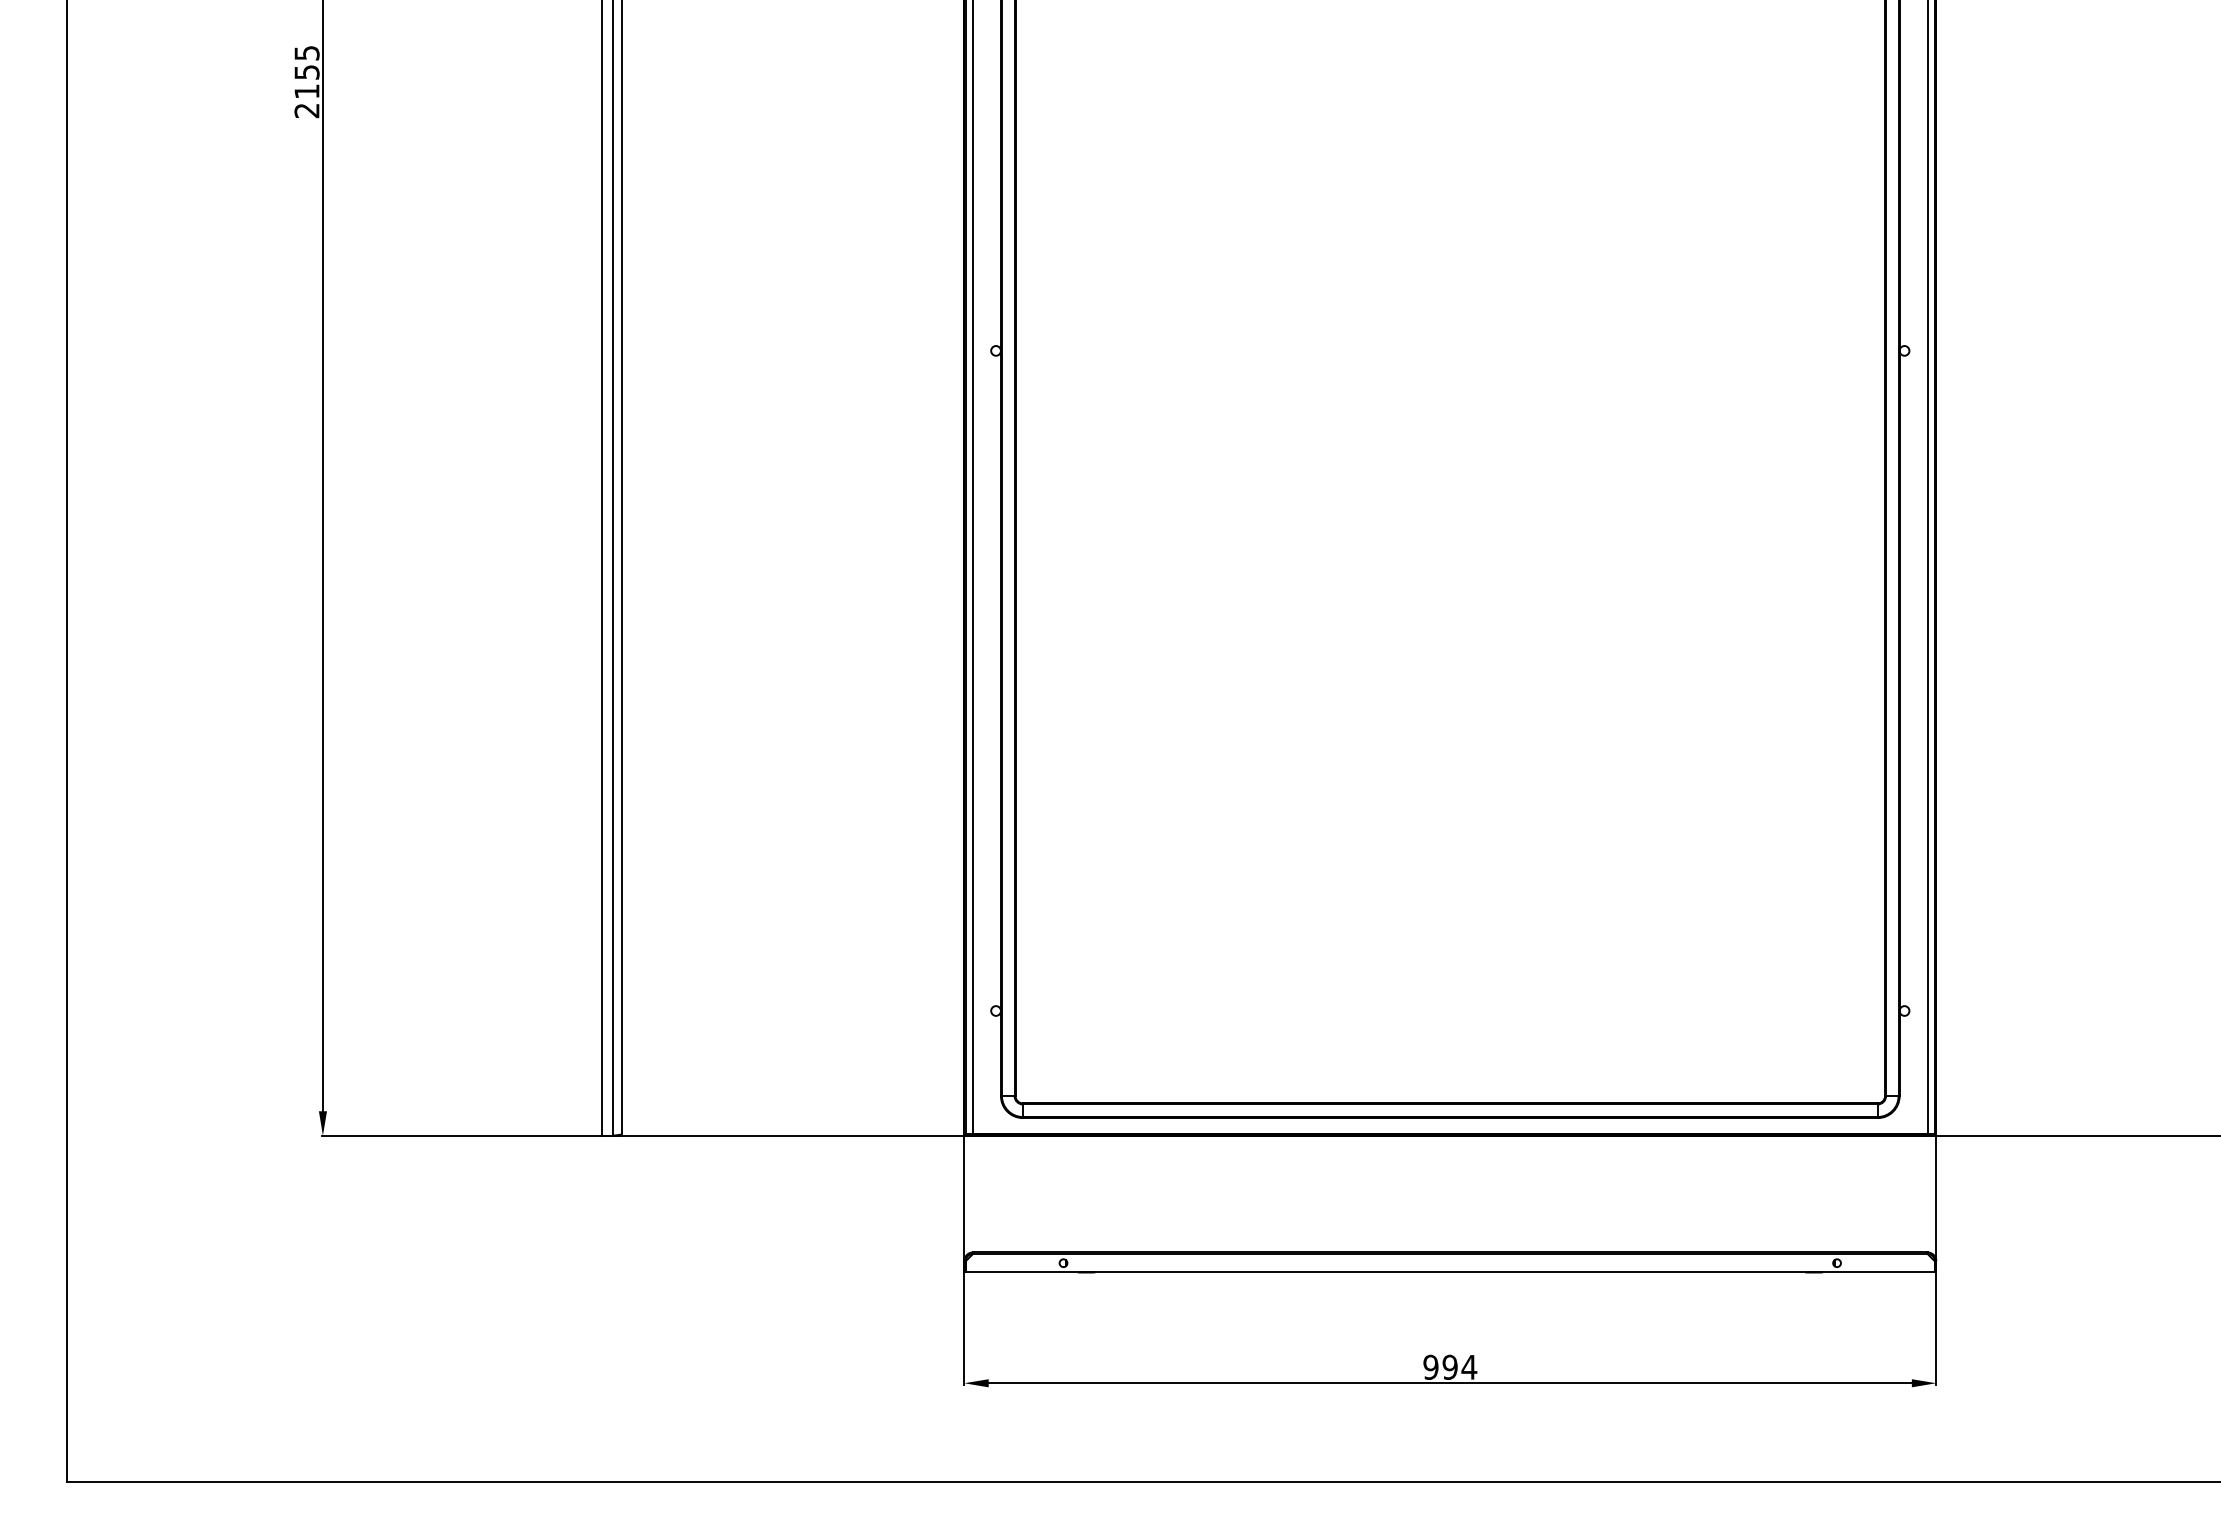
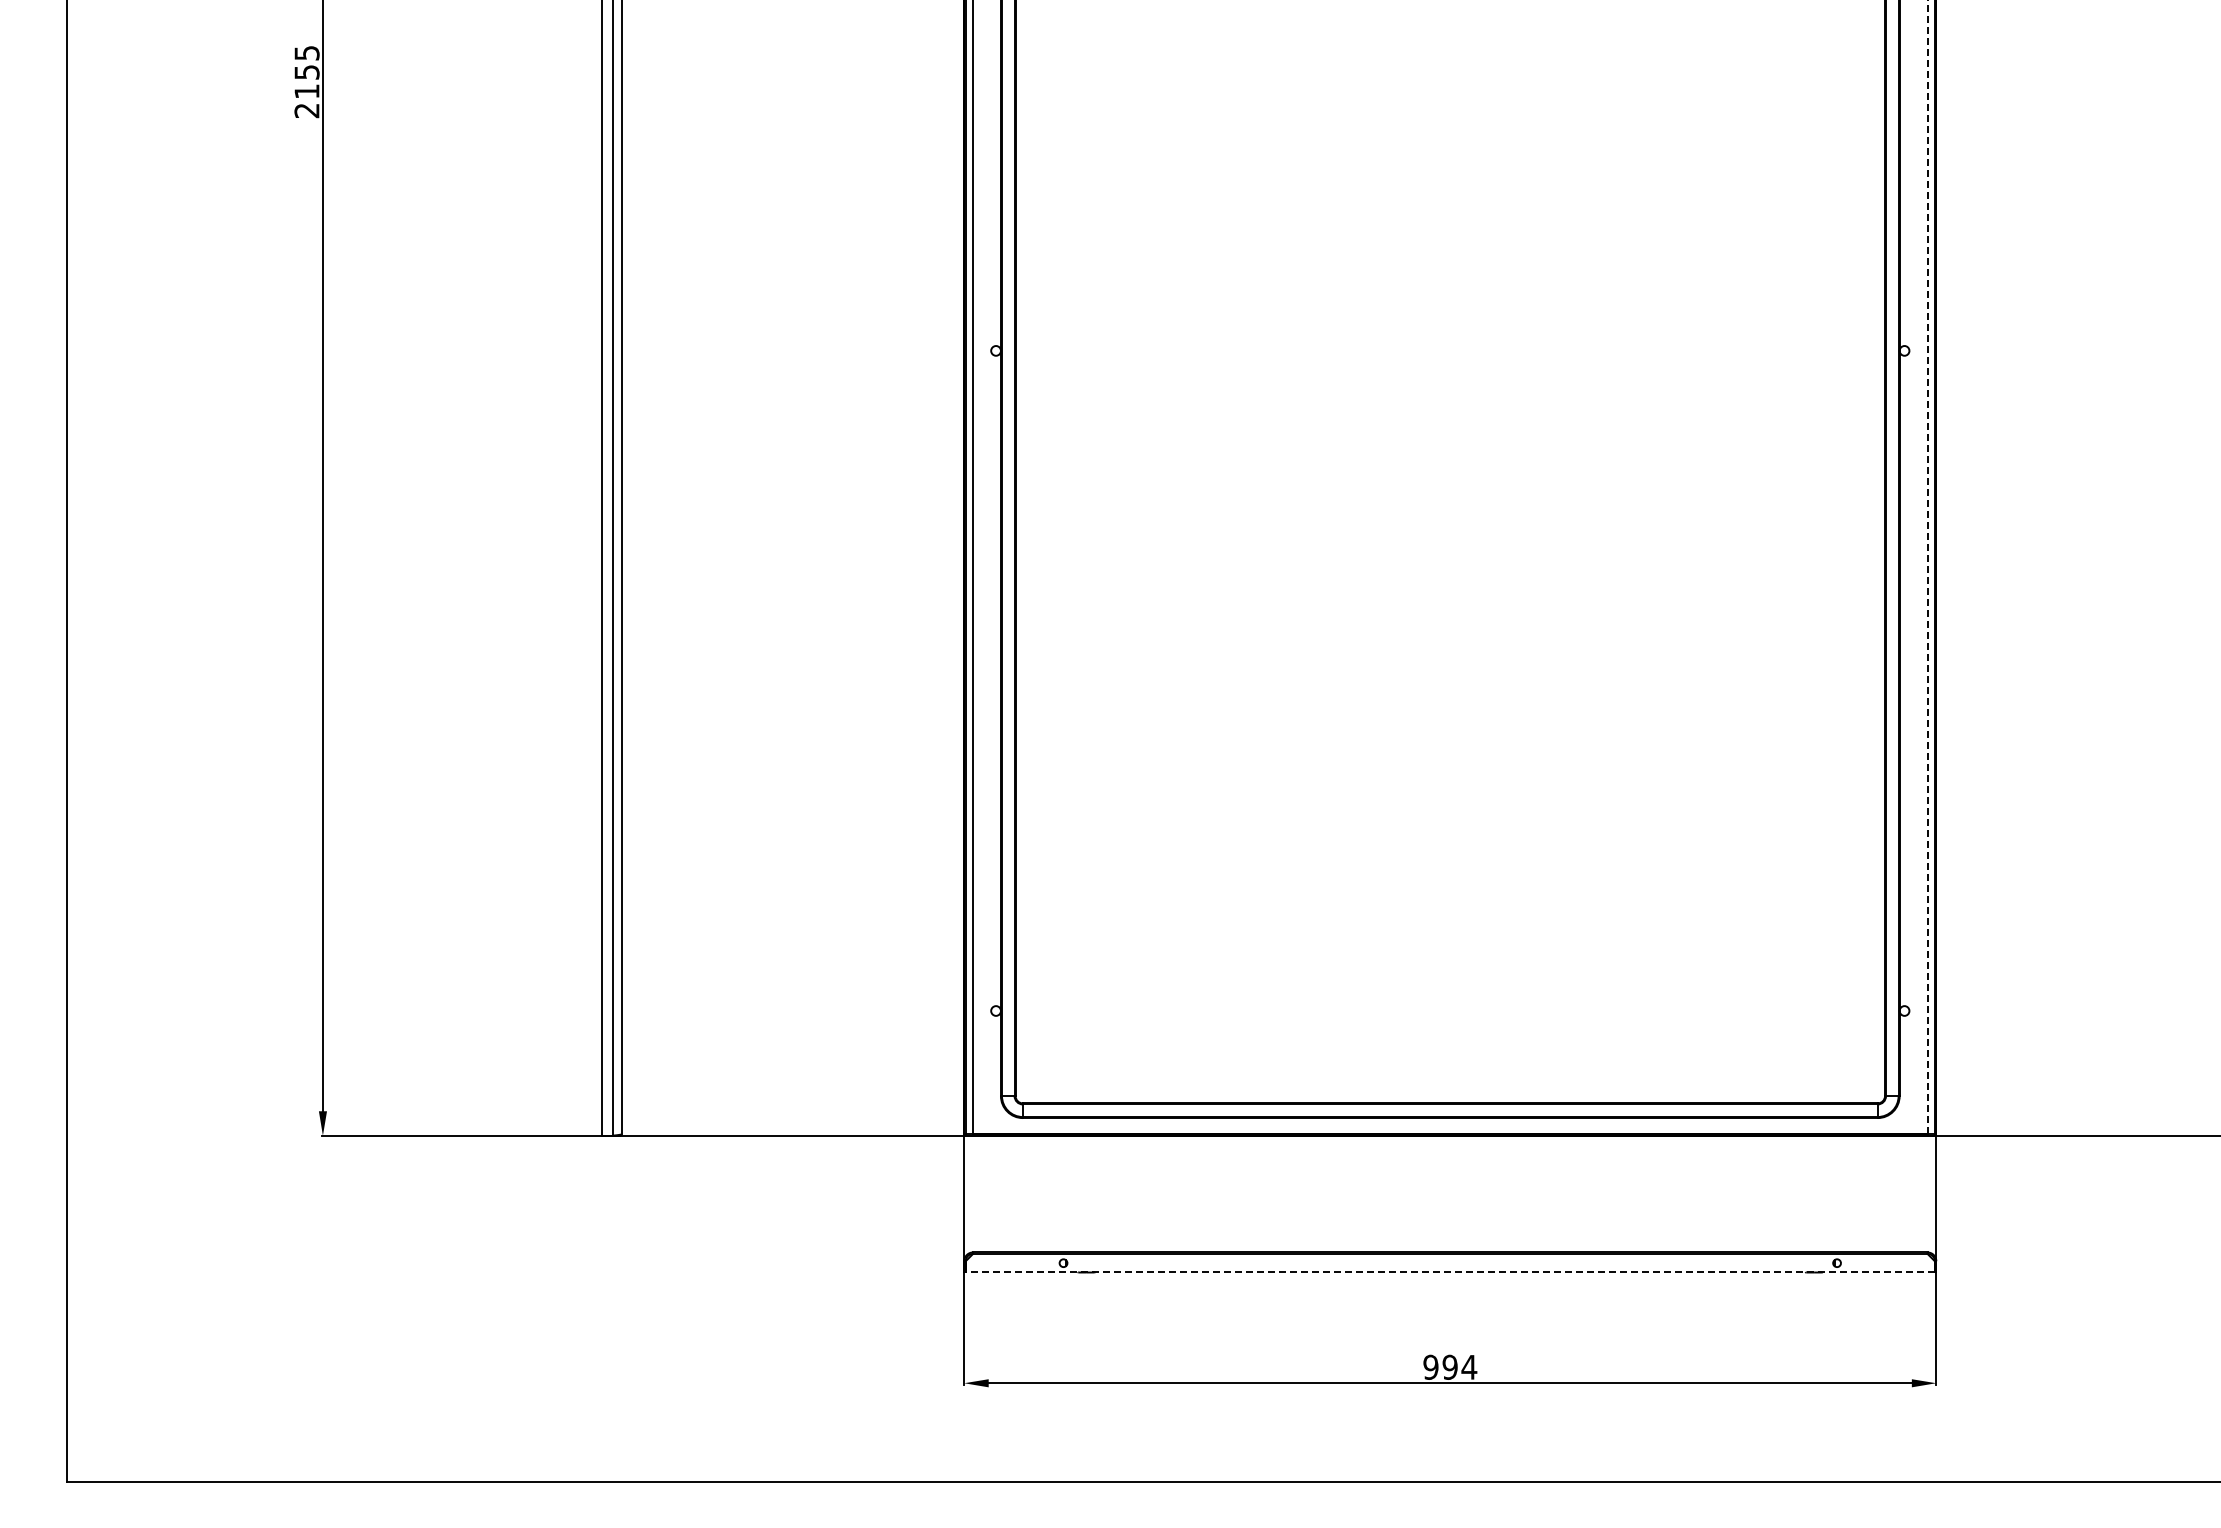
line: solid -> dashed (1927, 567)
line: solid -> dashed (1449, 1272)
